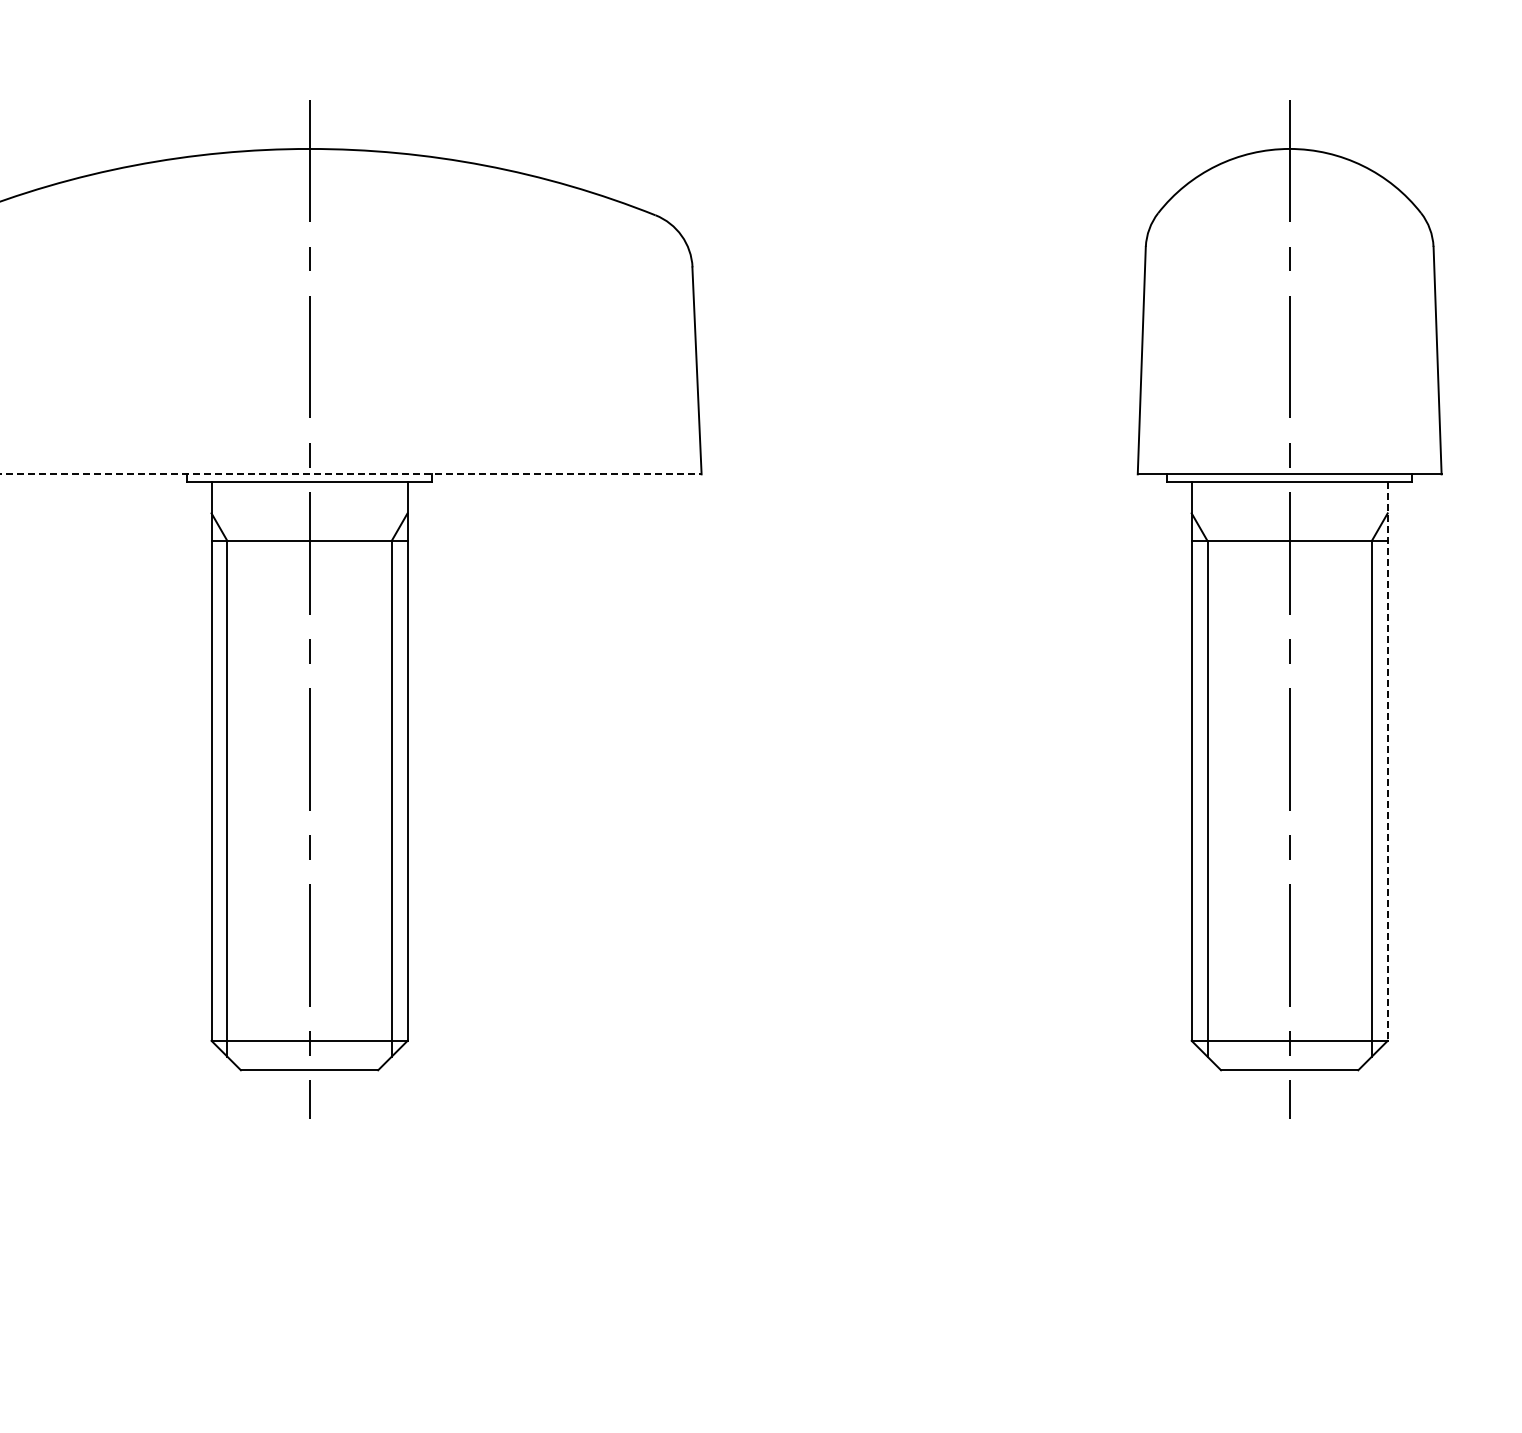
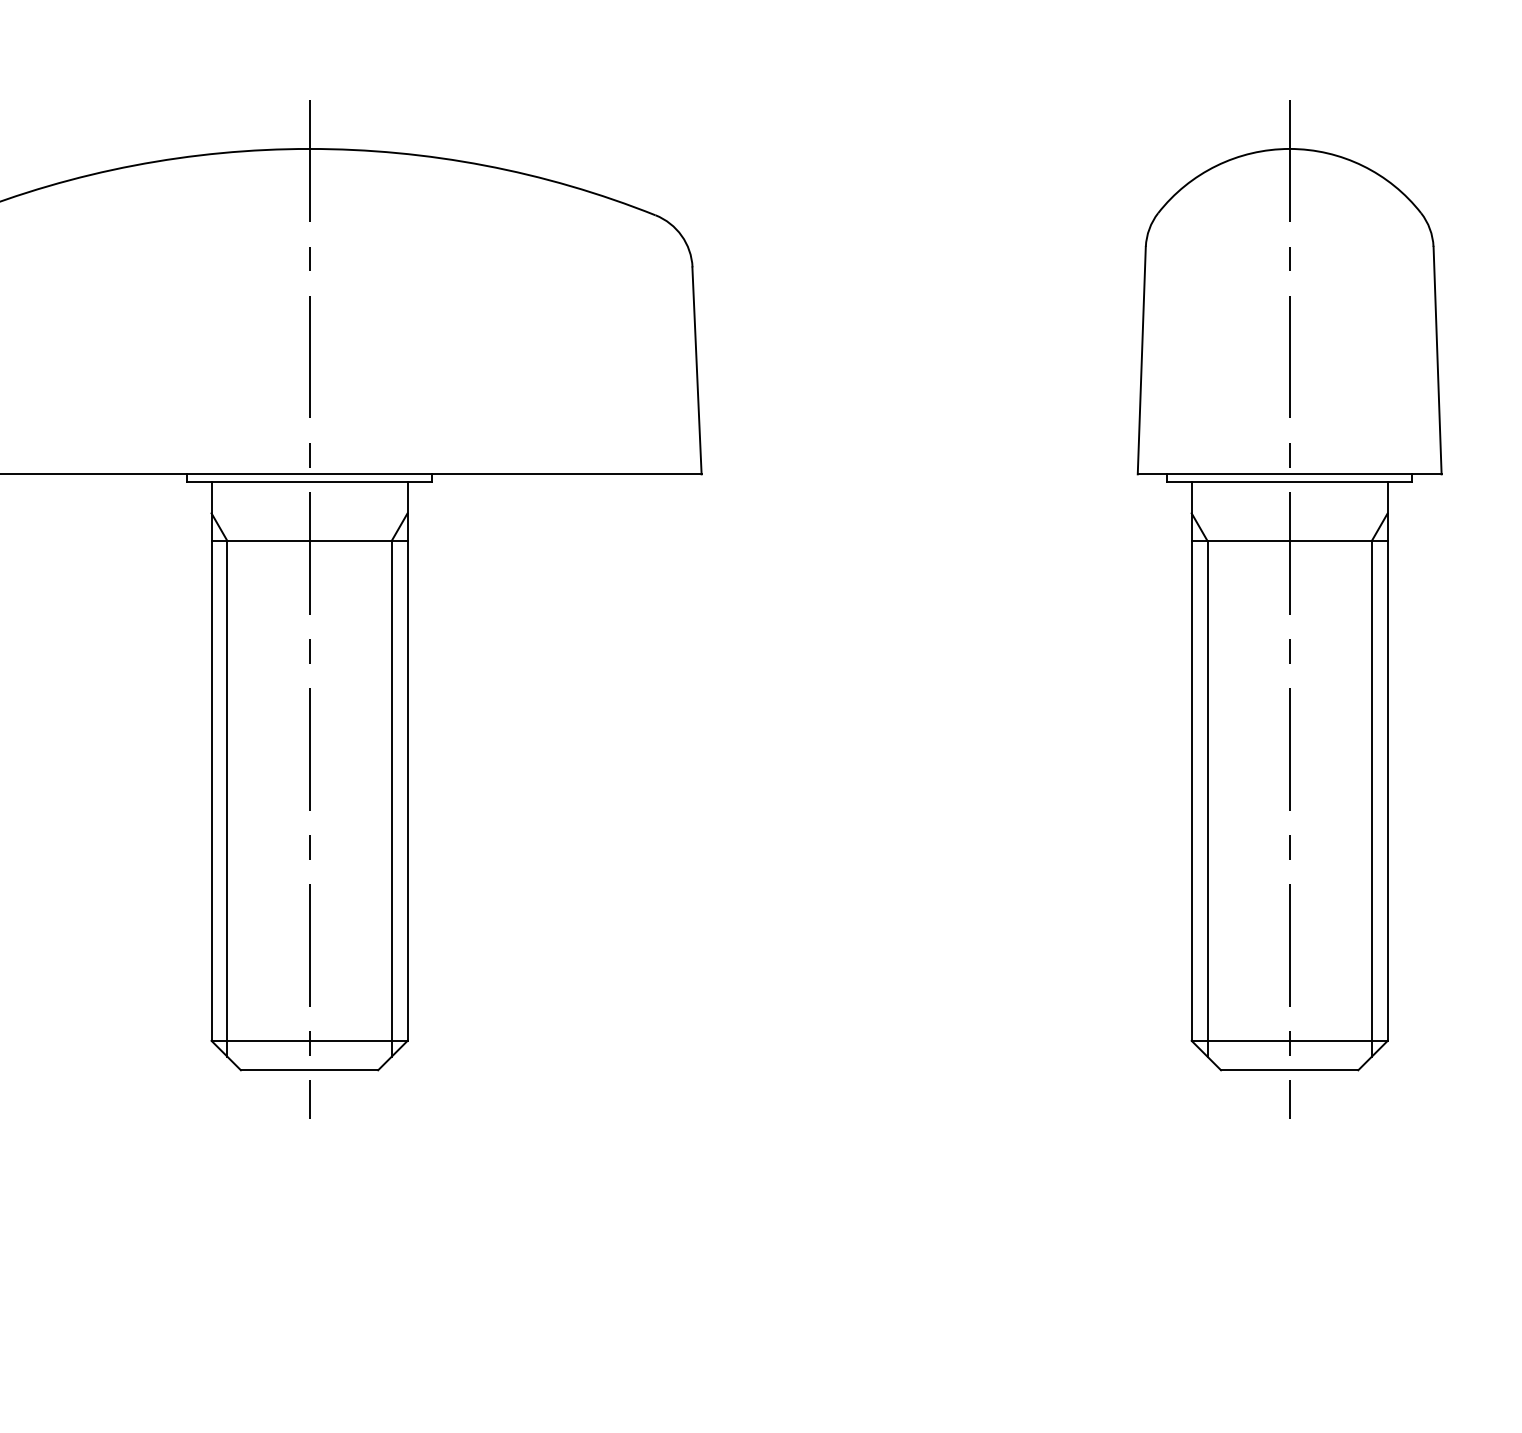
line: dashed -> solid (351, 474)
line: dashed -> solid (1387, 762)
